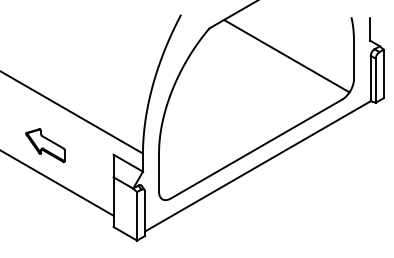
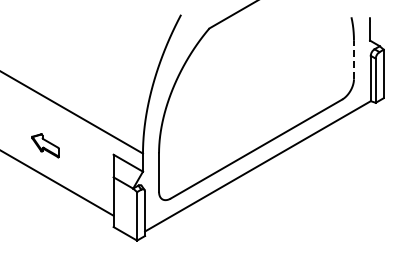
line: present -> none (286, 55)
line: solid -> dashed (353, 59)
part size: 41x36 px -> 29x26 px (45, 145)
